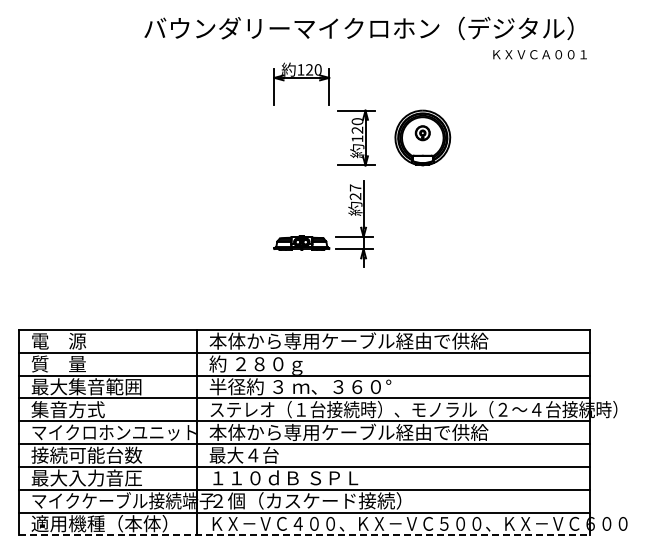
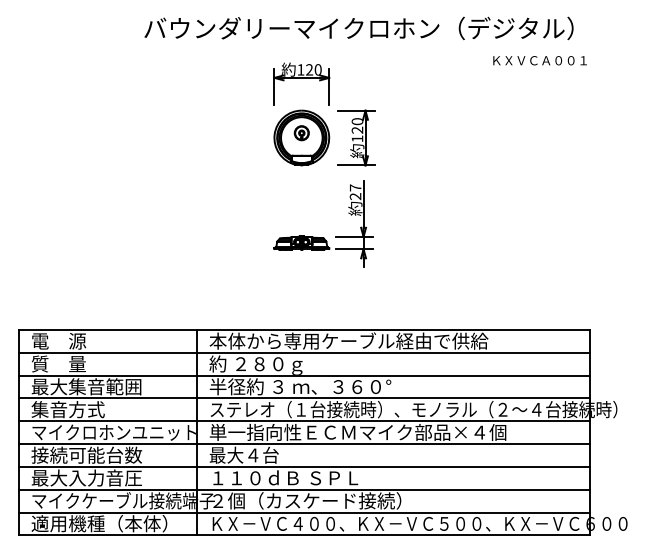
text position: (539, 54) -> (539, 60) (539, 60)
part position: (422, 137) -> (301, 137) (301, 137)
text: 本体から専用ケーブル経由で供給 -> 単一指向性ＥＣＭマイク部品×４個 (358, 431)
line: dashed -> solid (305, 535)
